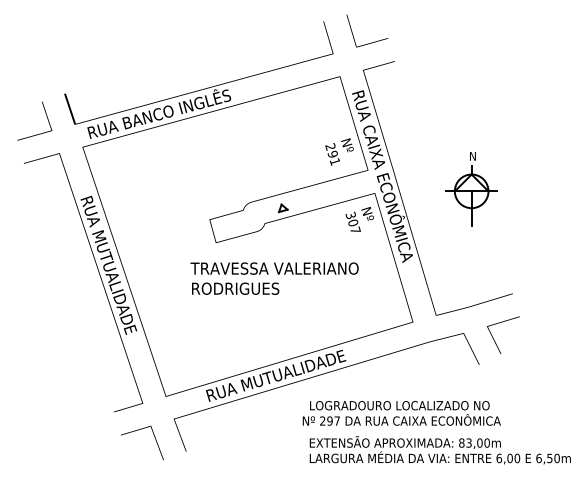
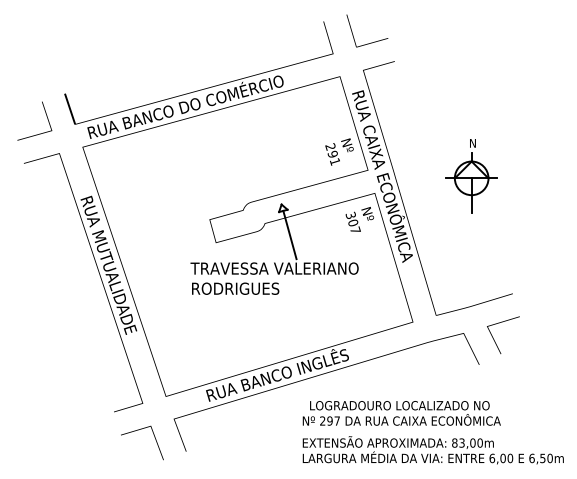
text: RUA BANCO INGLÊS -> RUA BANCO DO COMÉRCIO (231, 94)
part position: (471, 189) -> (471, 176) (471, 176)
line: none -> present (289, 234)
text: RUA MUTUALIDADE -> RUA BANCO INGLÊS (295, 369)
text position: (439, 450) -> (432, 450) (432, 450)
